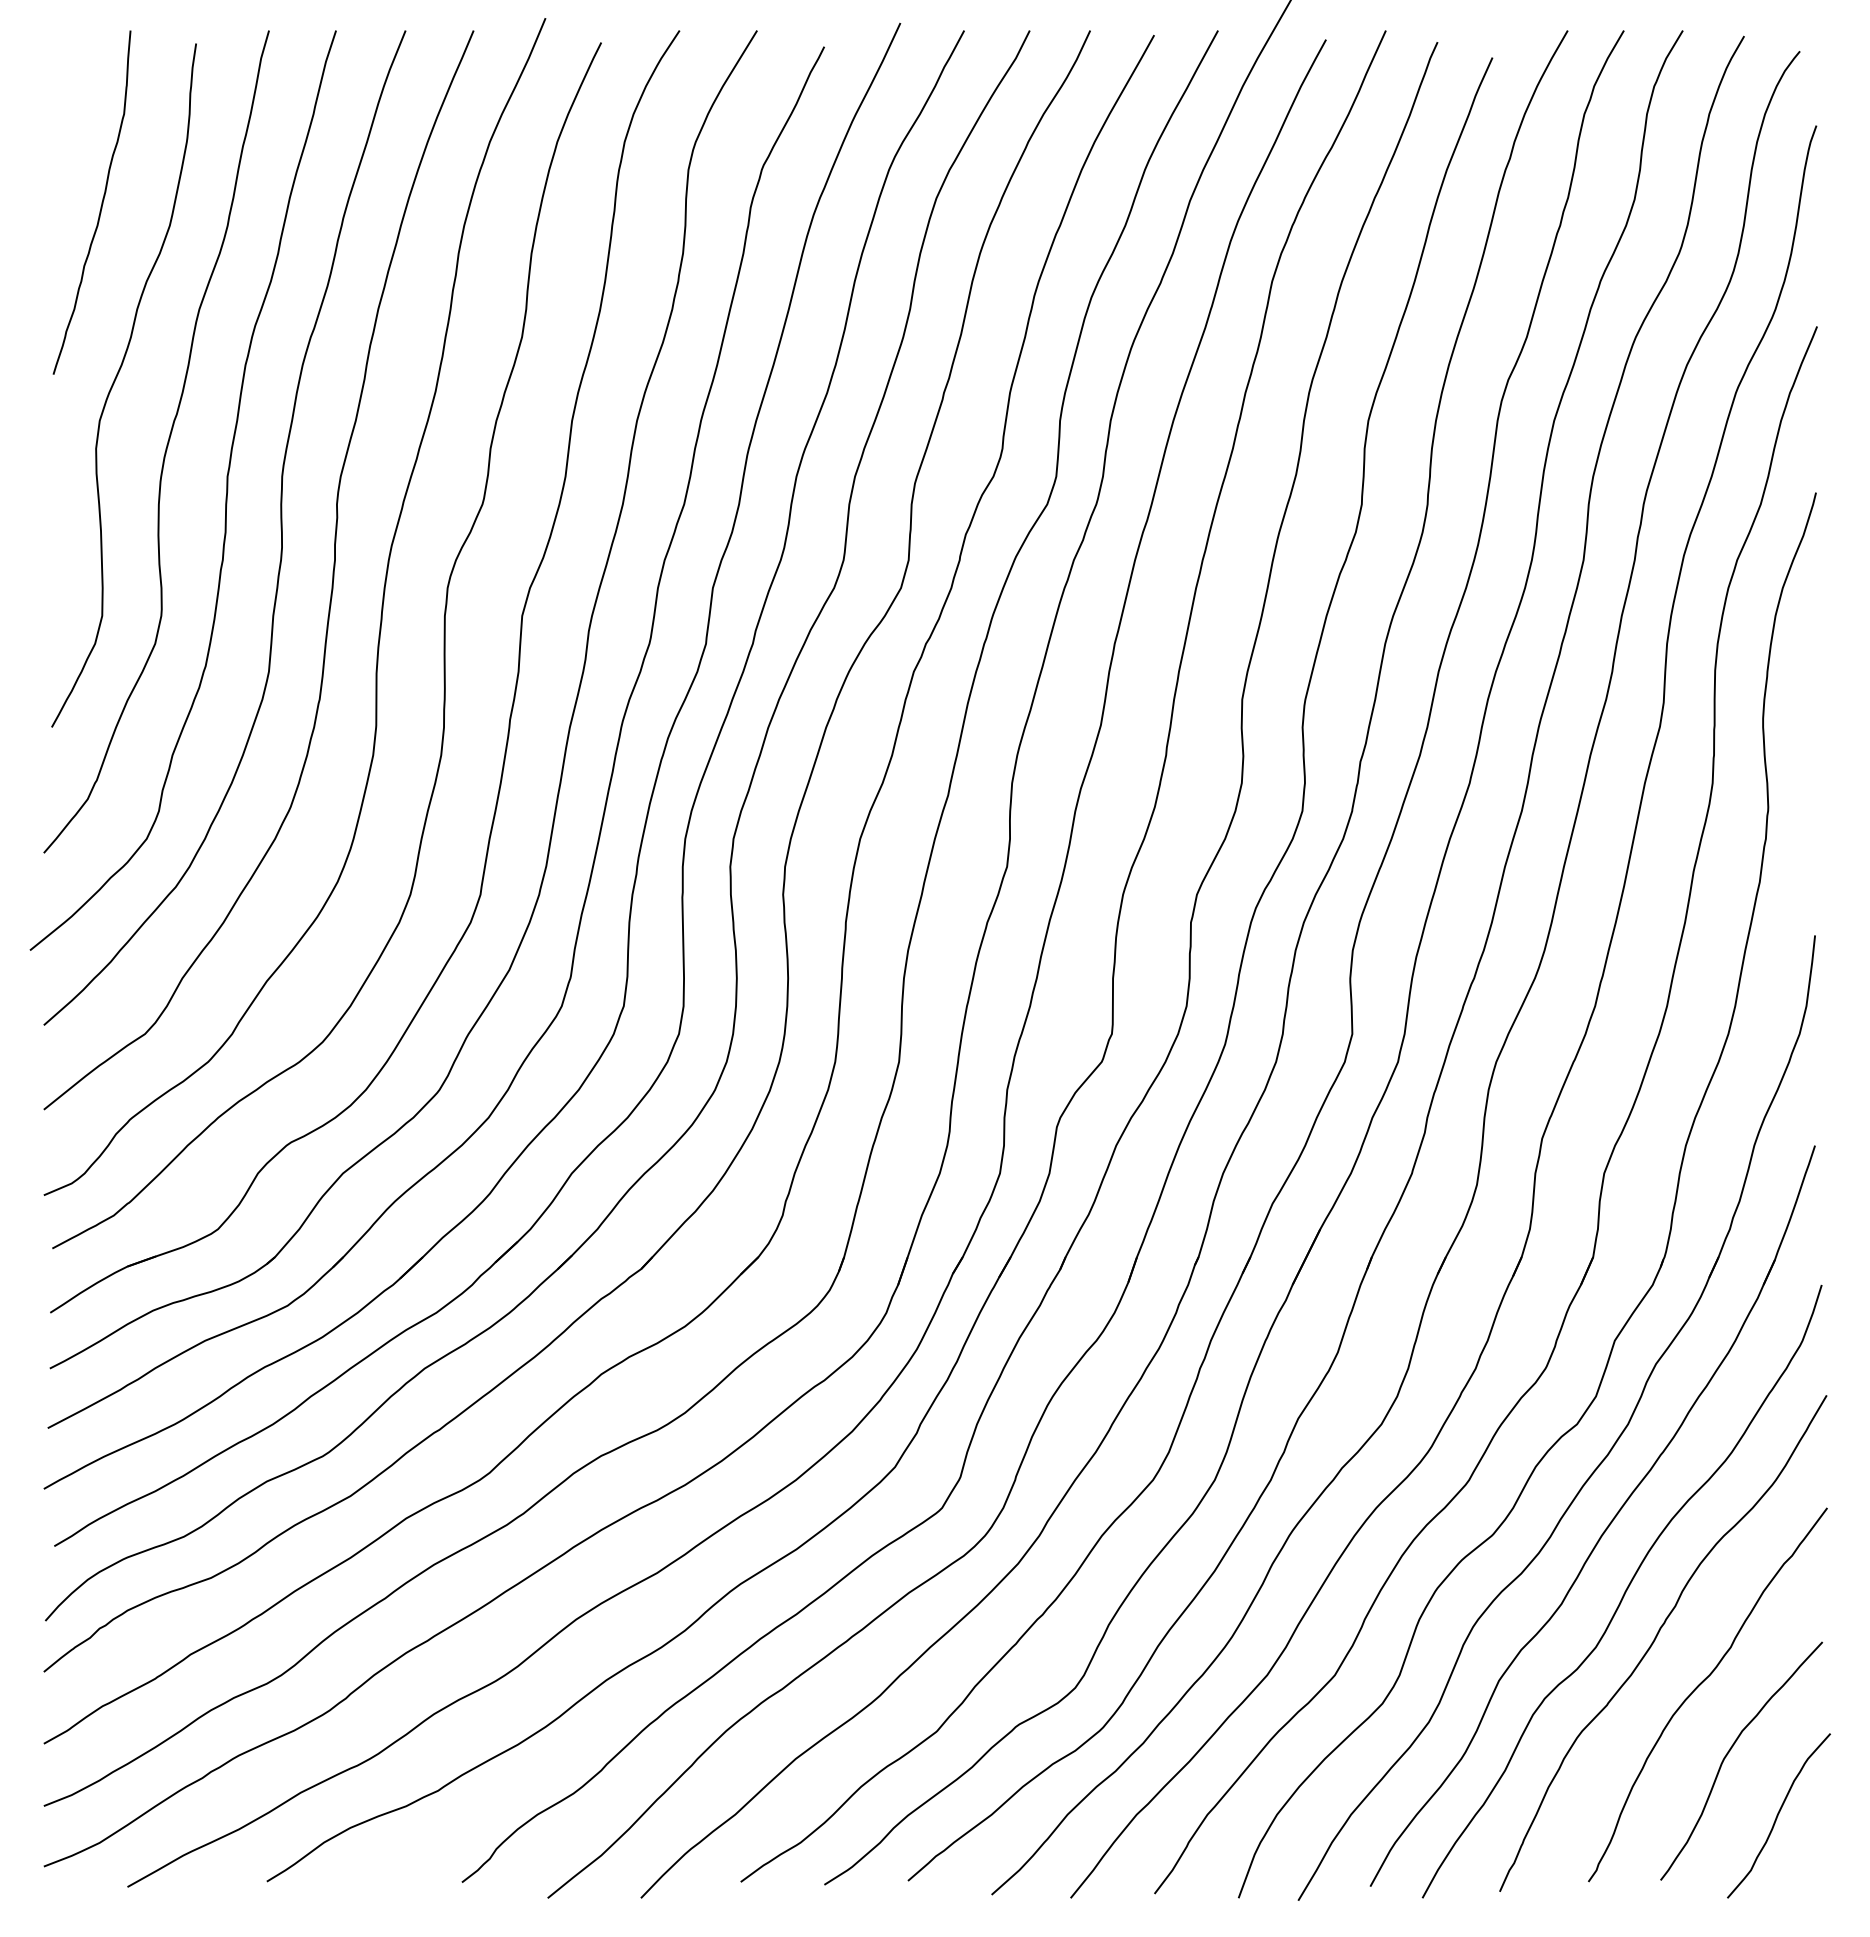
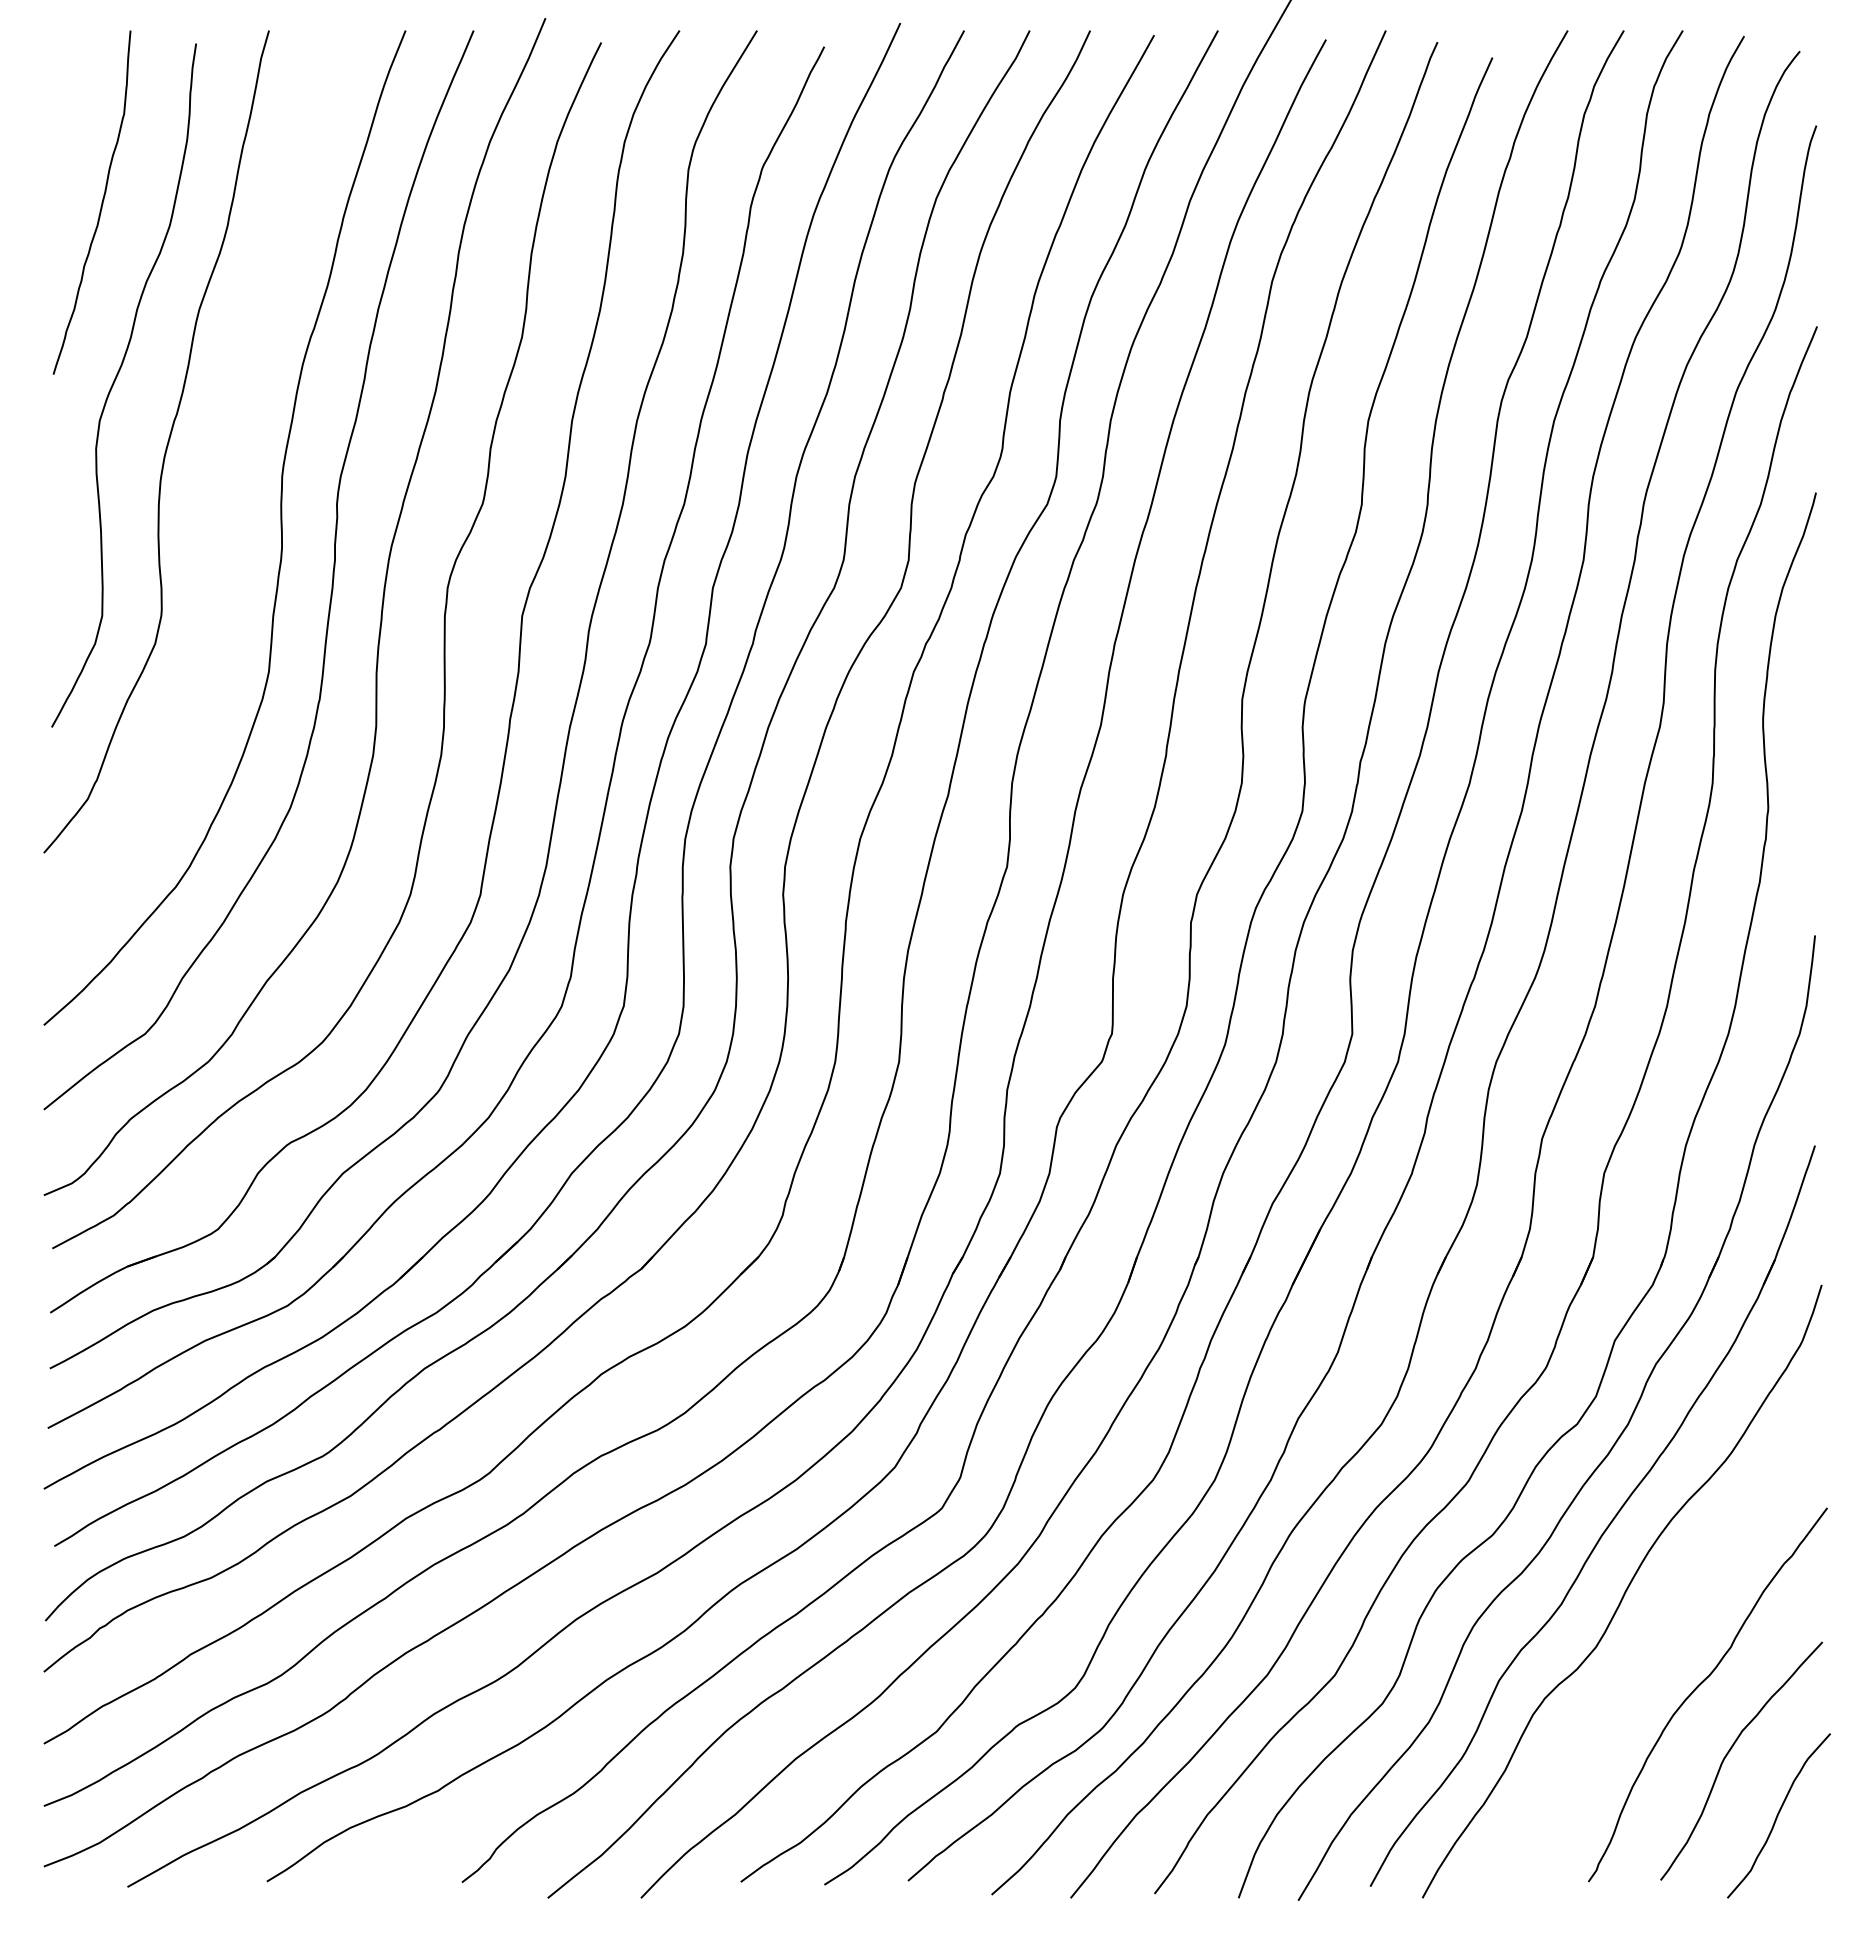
curve: present -> none (225, 496)
curve: present -> none (1655, 1640)
